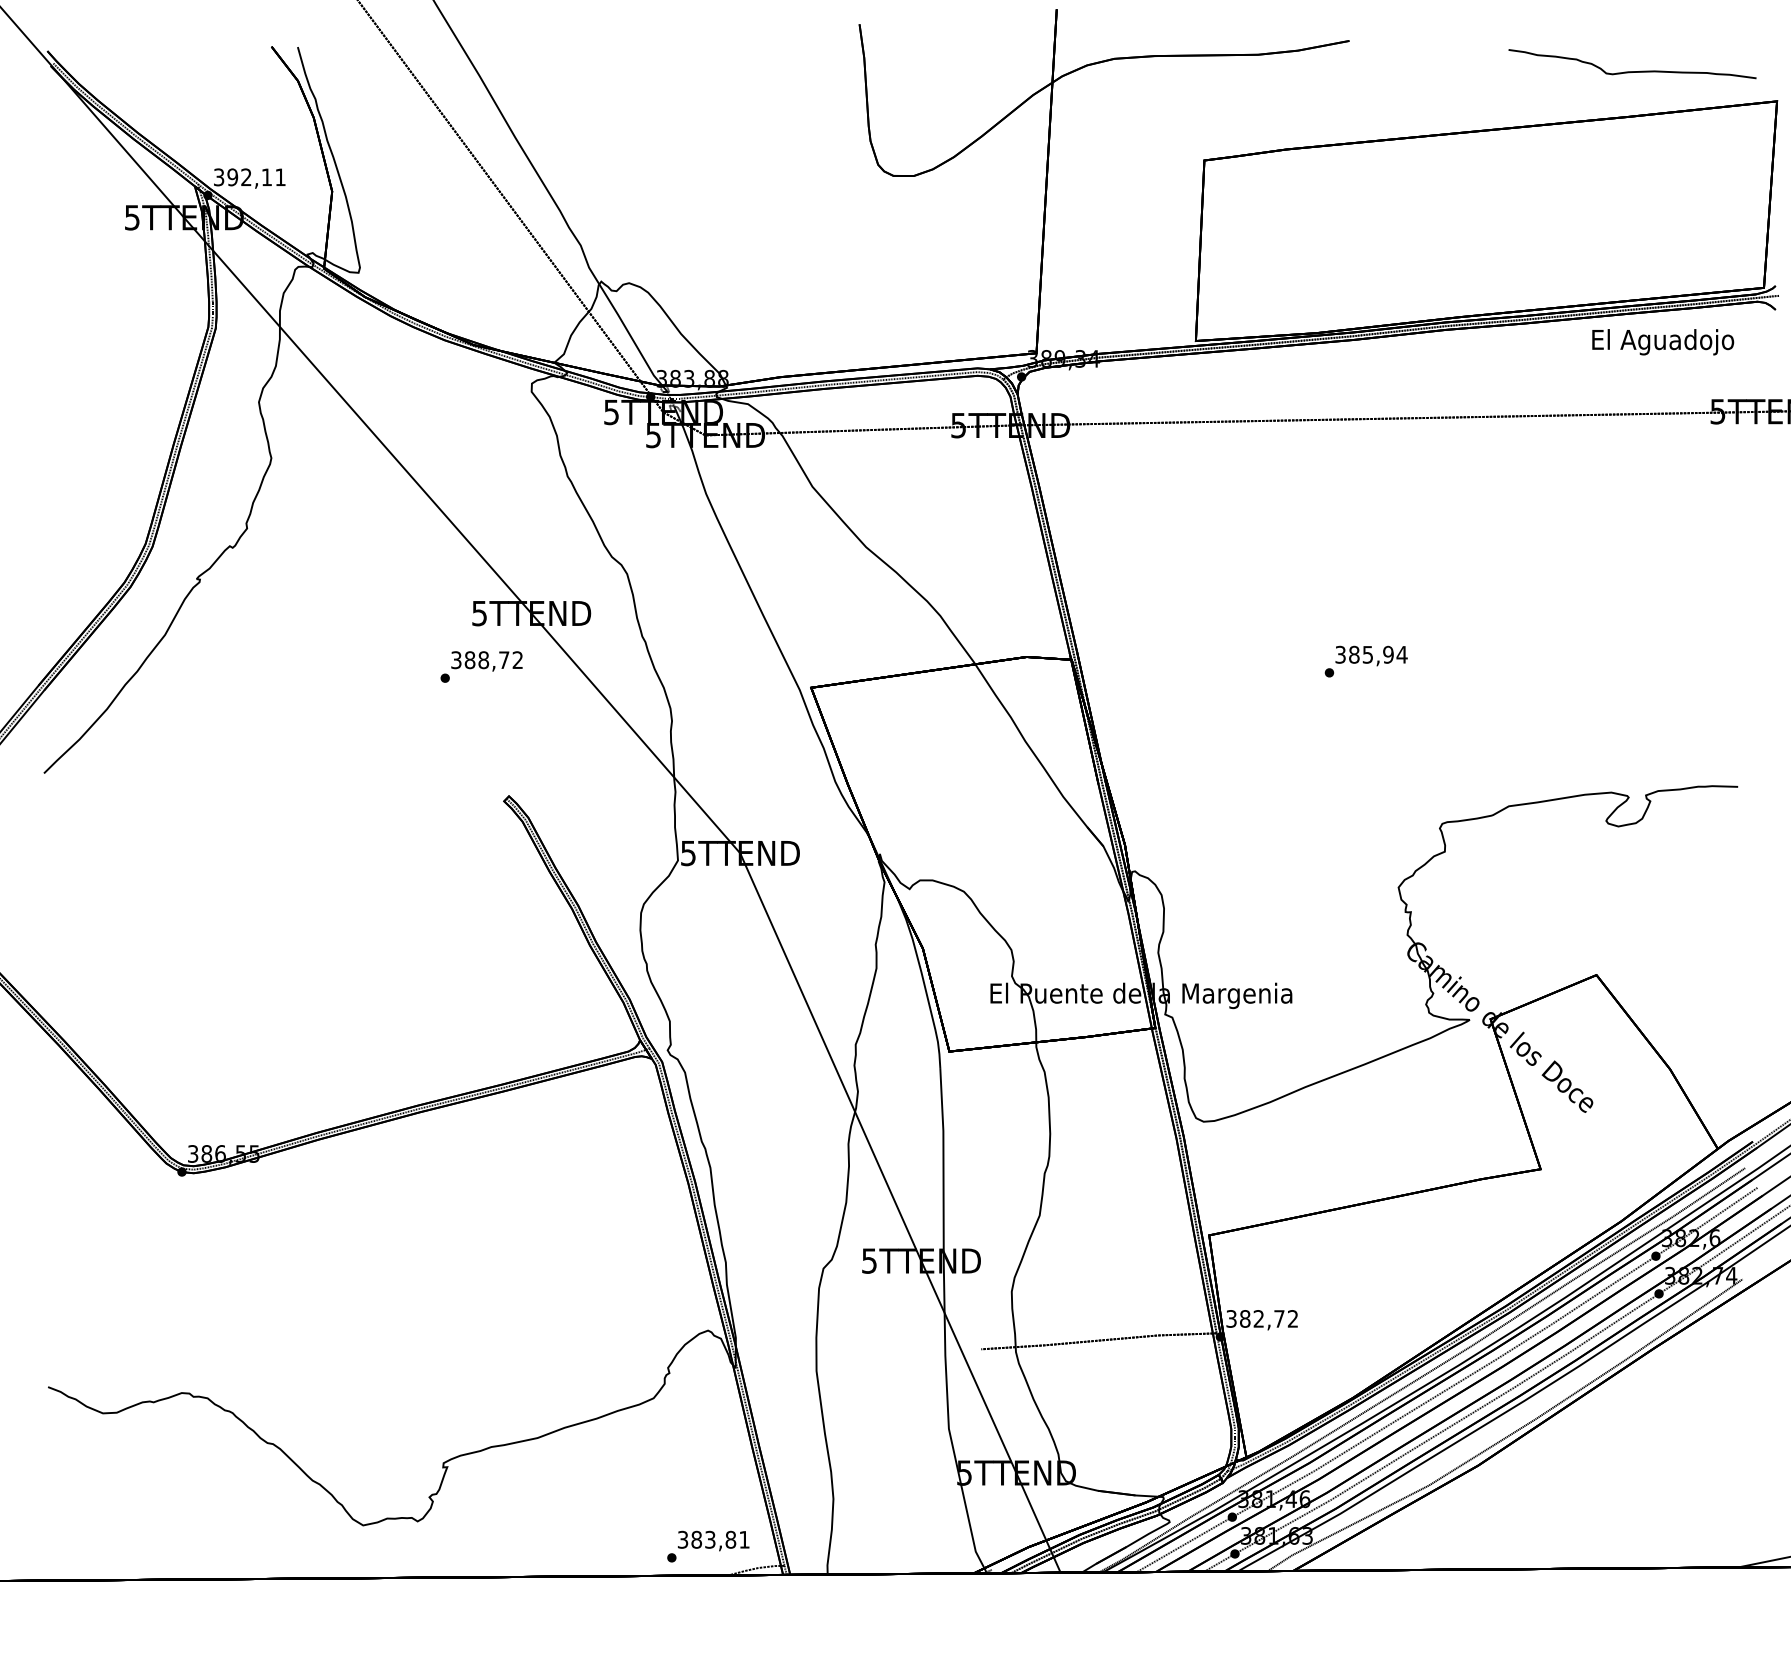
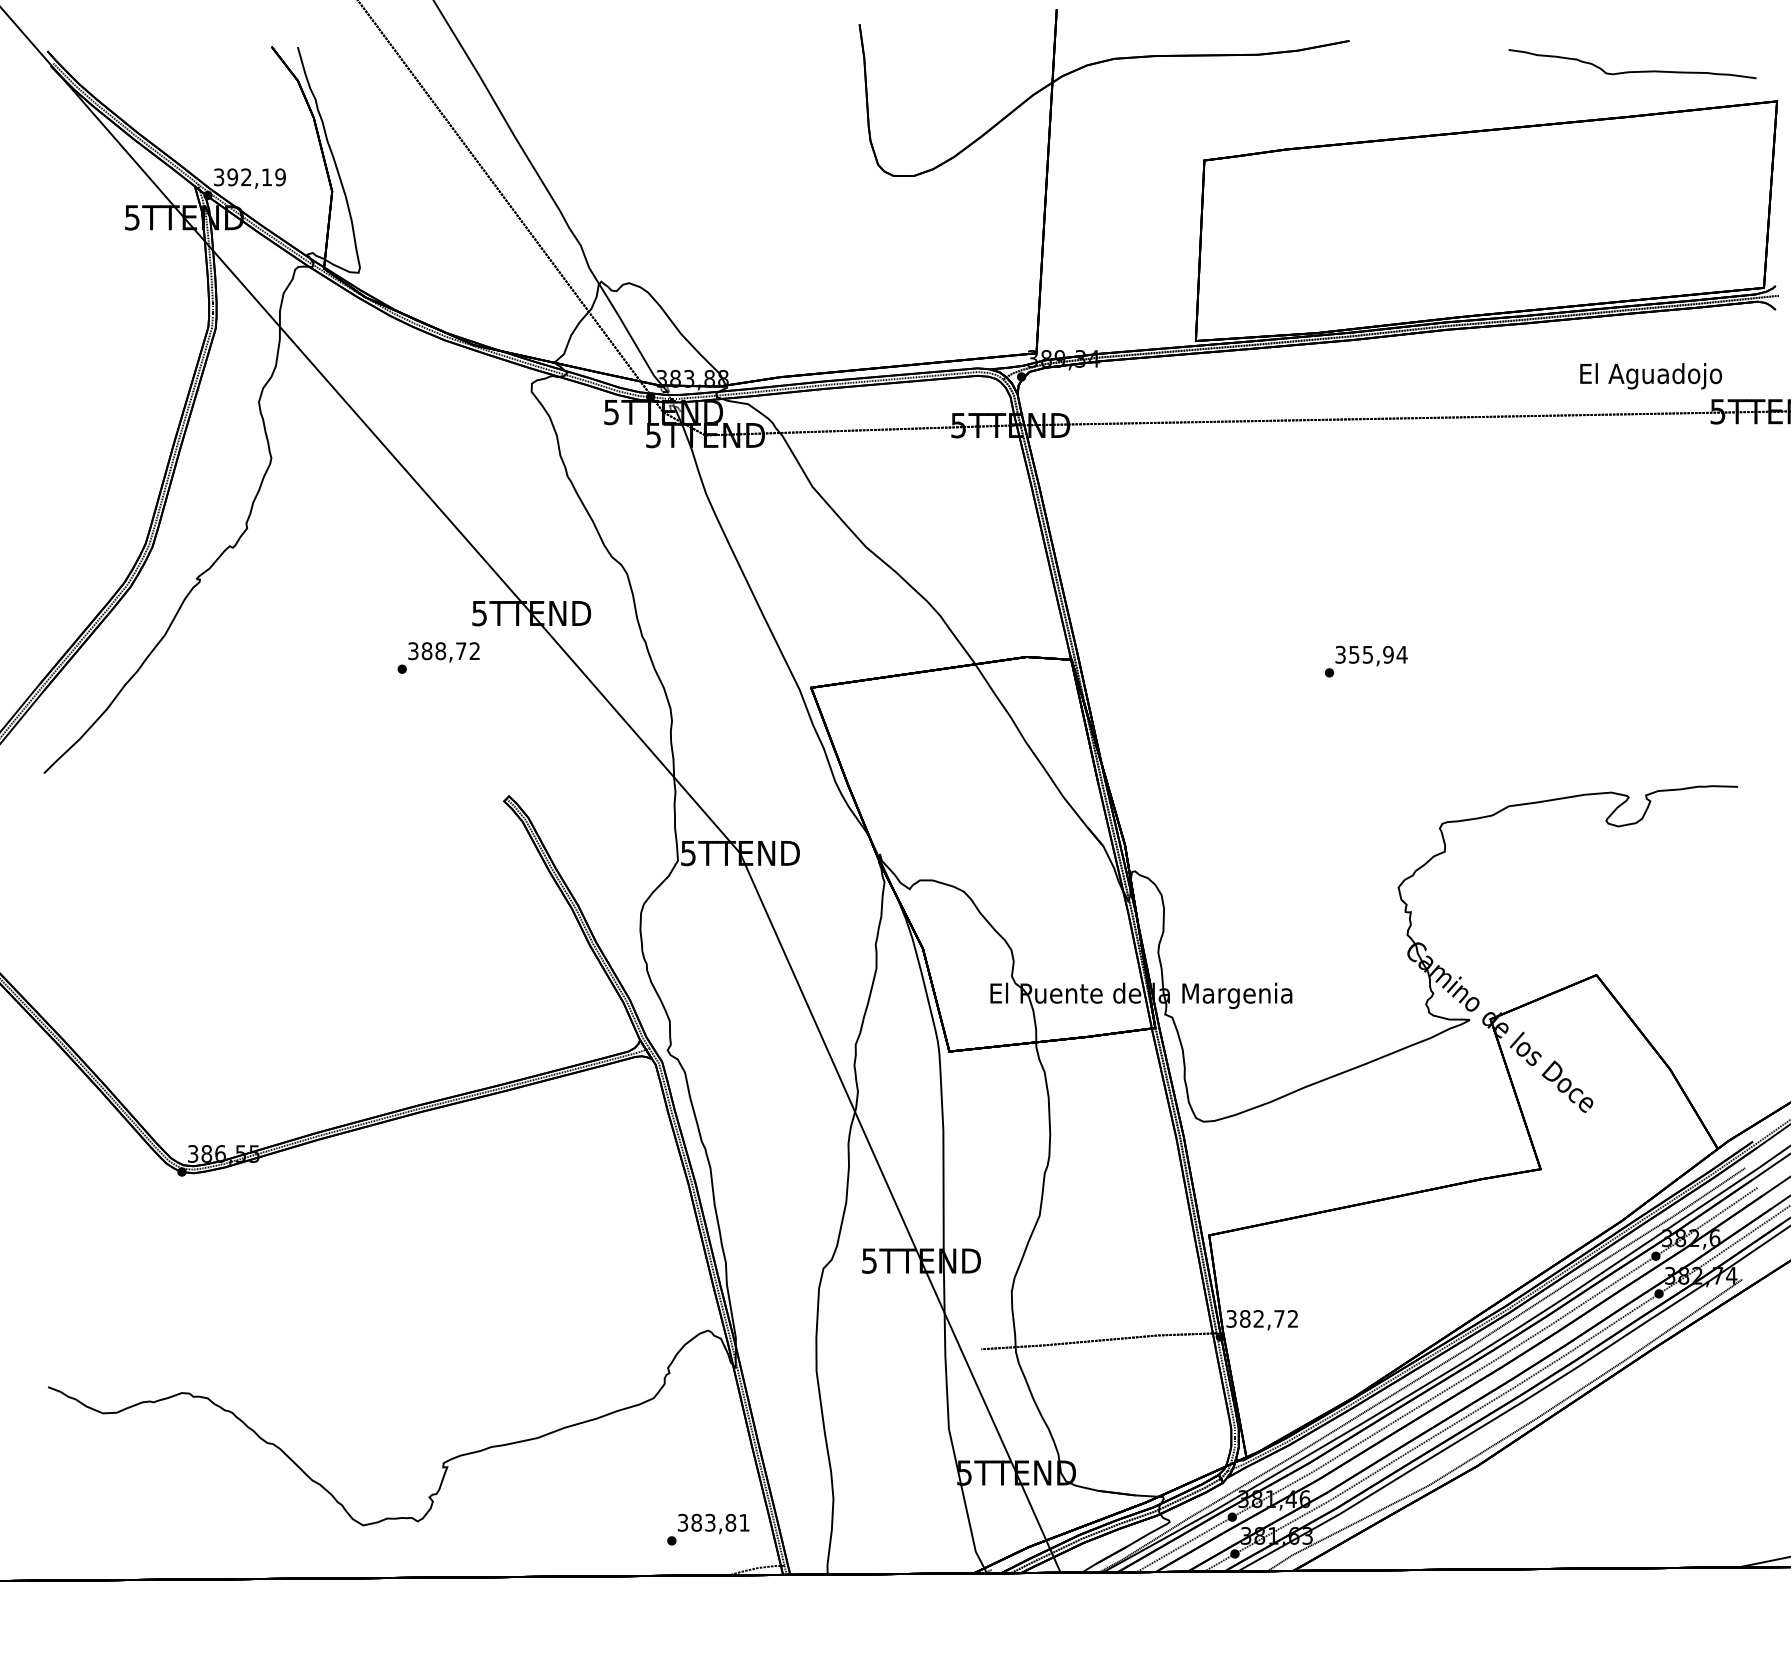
text: 392,11 -> 392,19 (280, 177)
text position: (1663, 342) -> (1651, 376) (1651, 376)
text: 385,94 -> 355,94 (1354, 654)
text position: (481, 666) -> (438, 657) (438, 657)
text position: (708, 1546) -> (708, 1529) (708, 1529)
